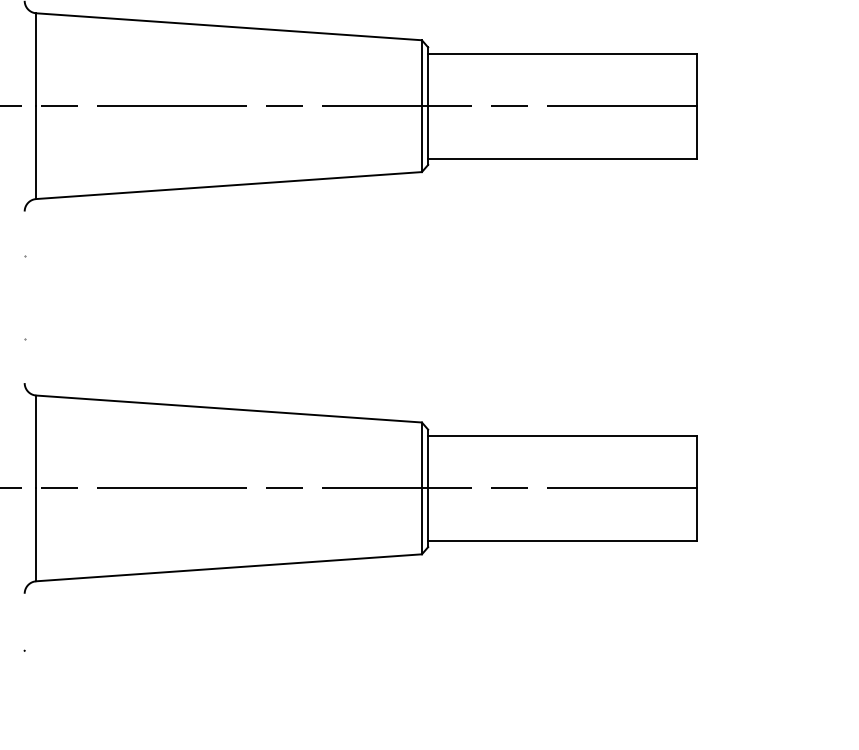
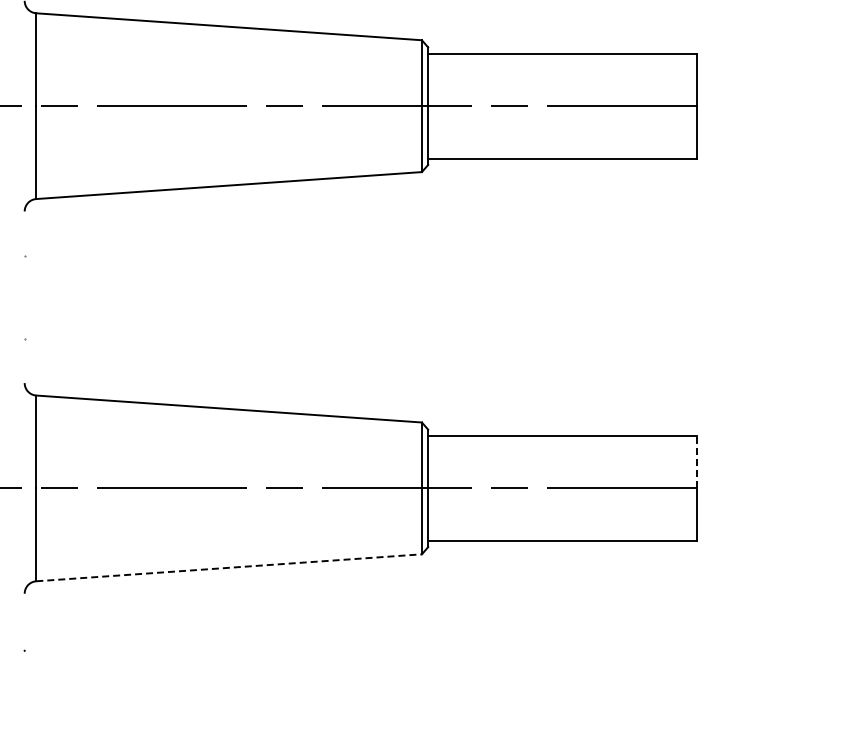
line: solid -> dashed (696, 461)
line: solid -> dashed (229, 567)
